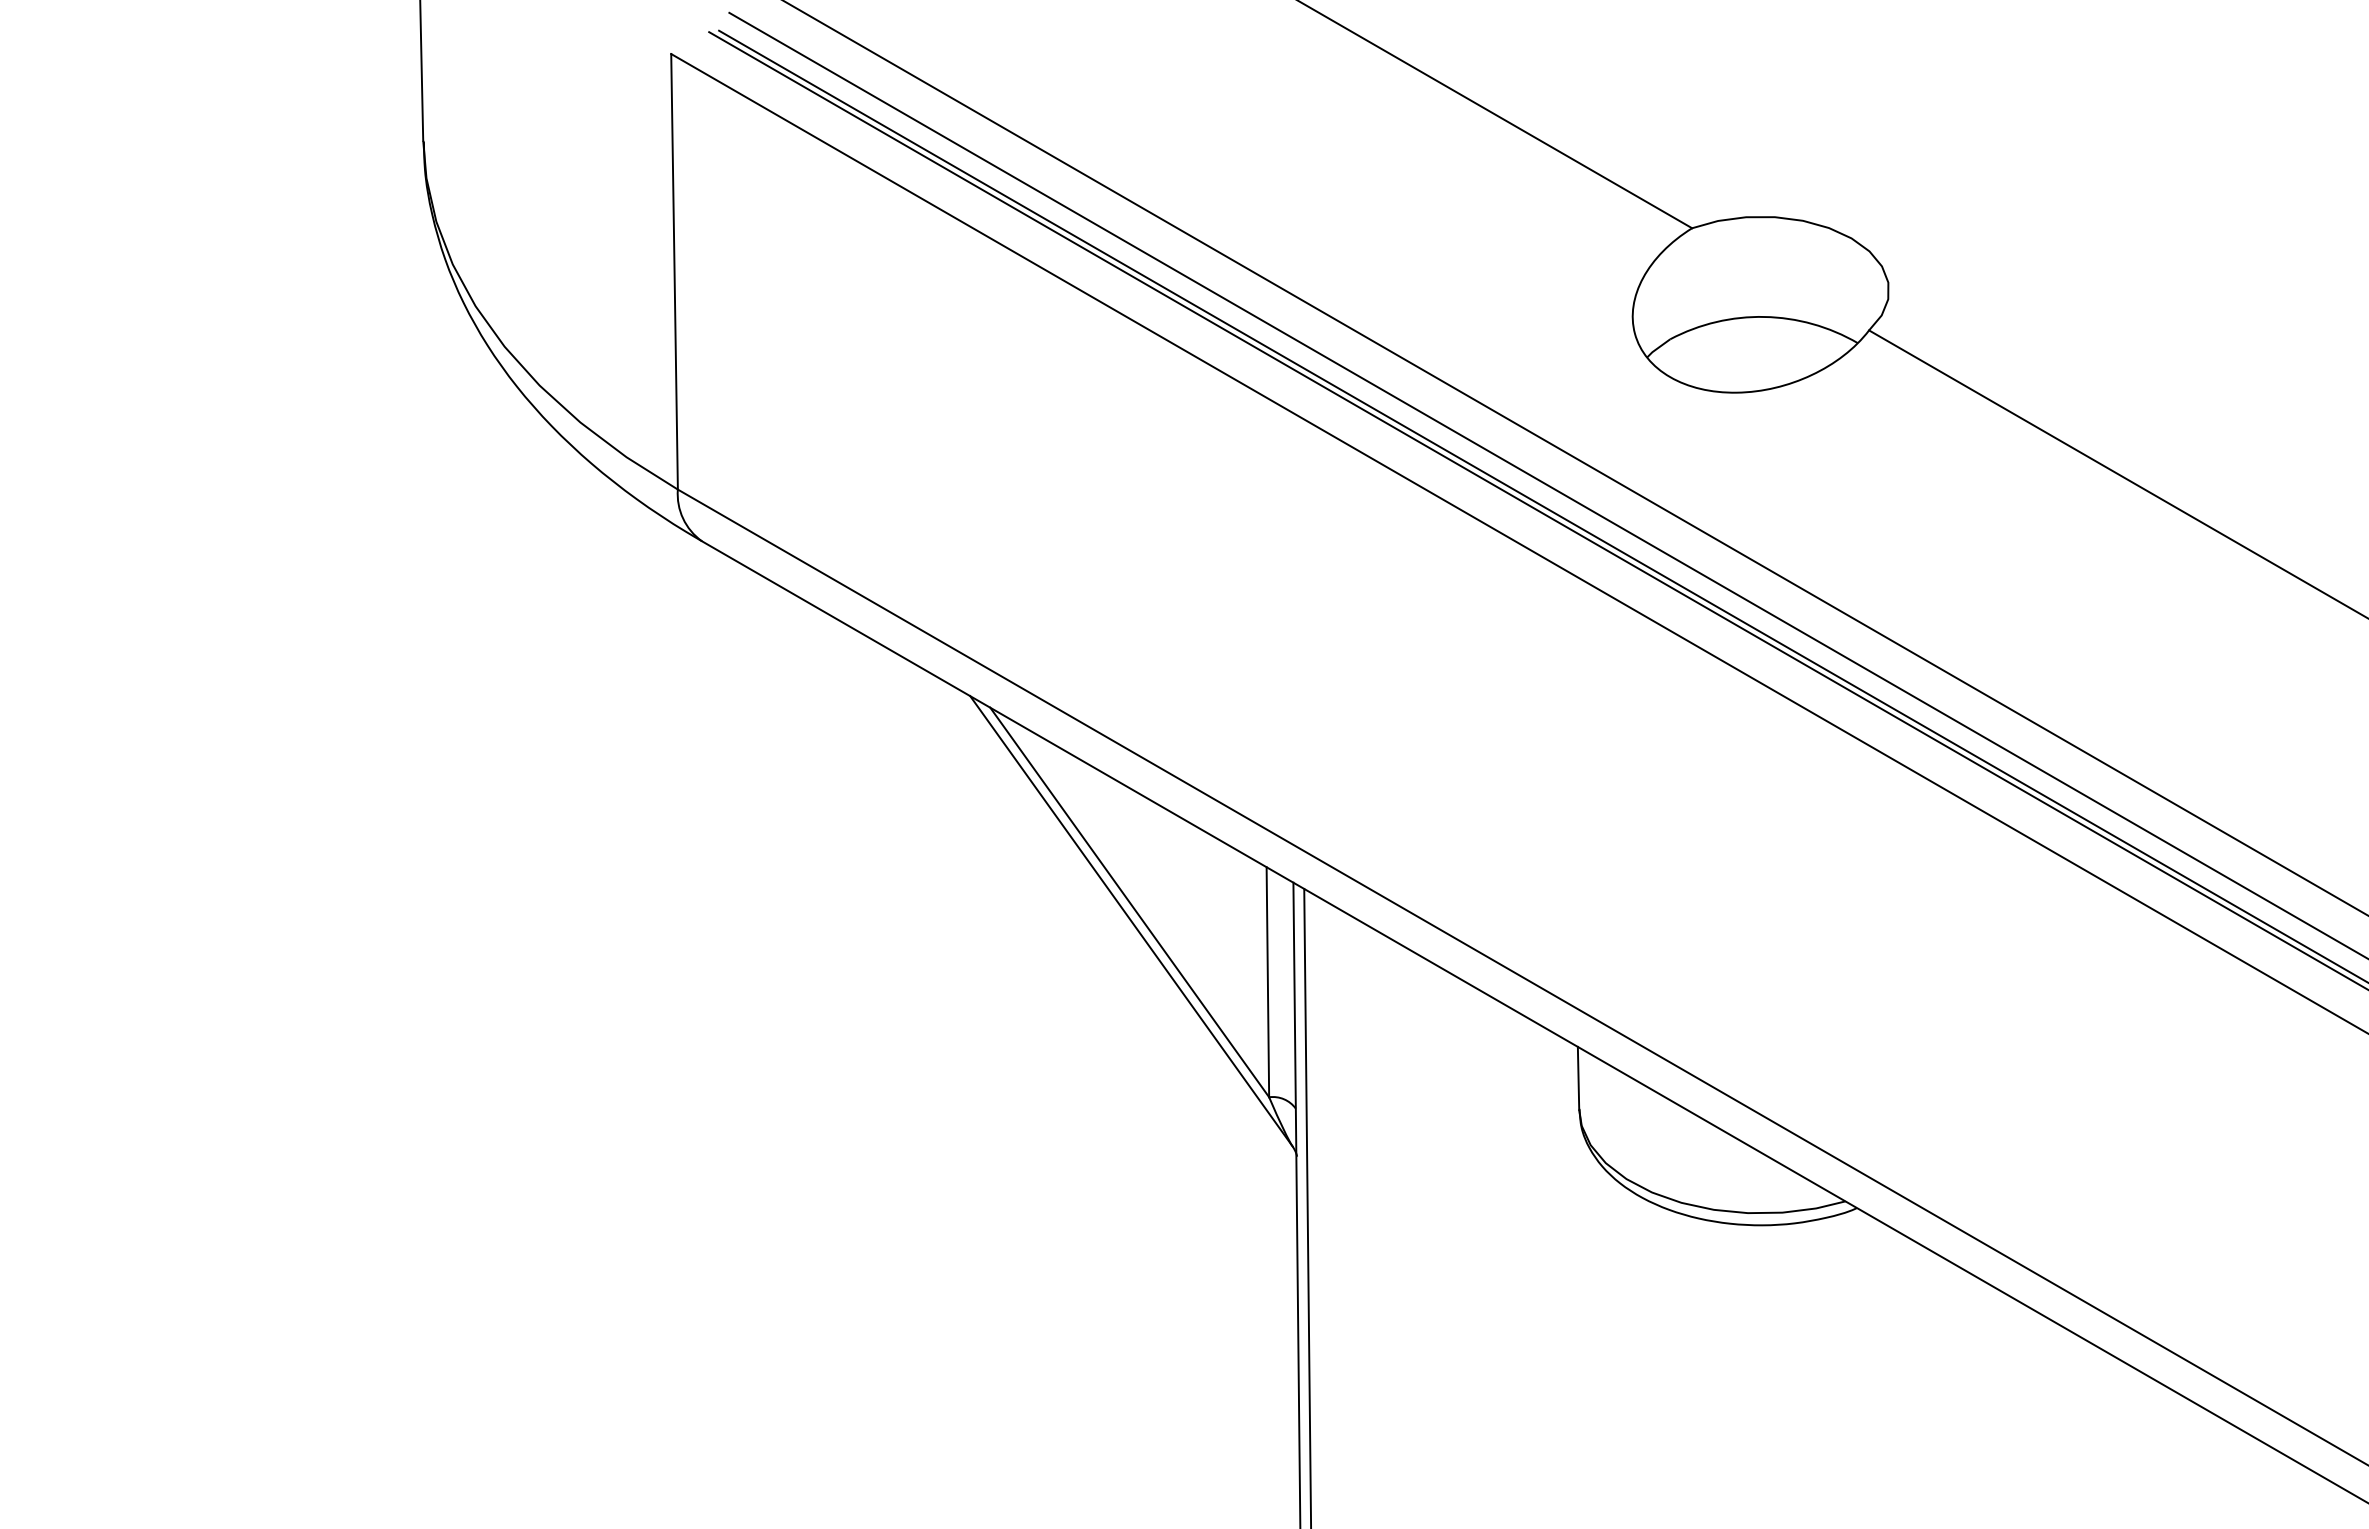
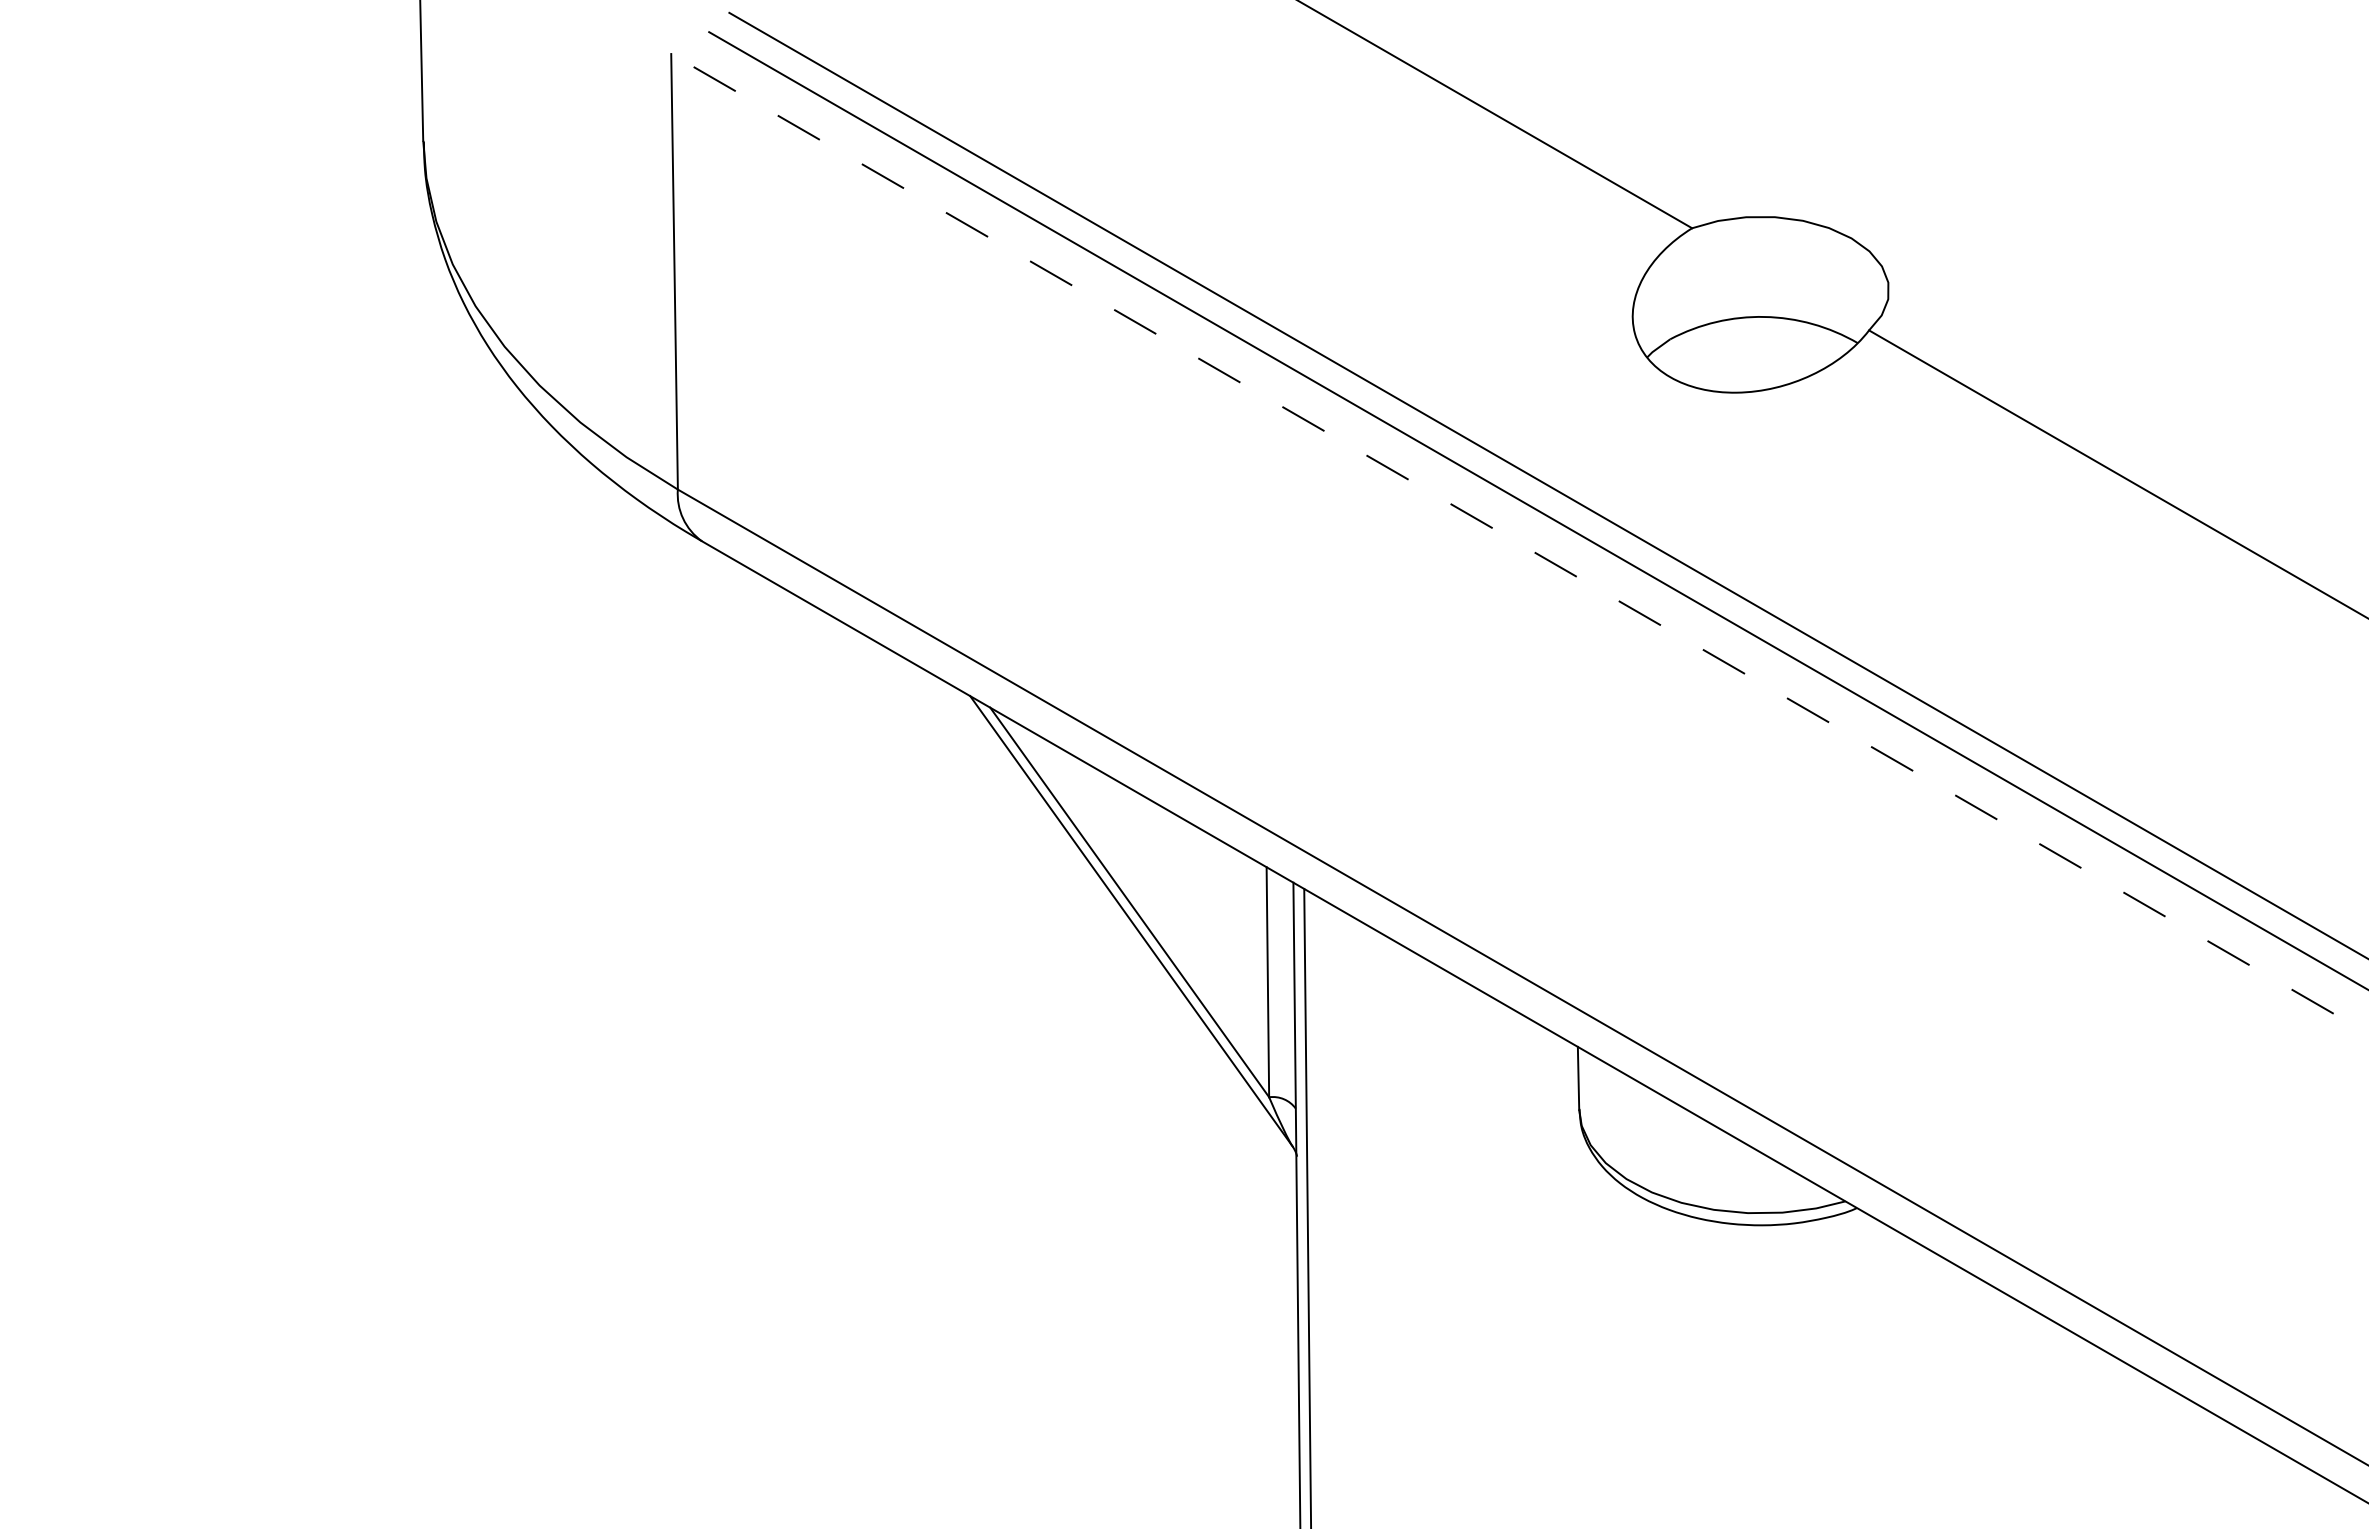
line: present -> none (1575, 458)
line: present -> none (1542, 505)
line: solid -> dashed (1519, 543)
